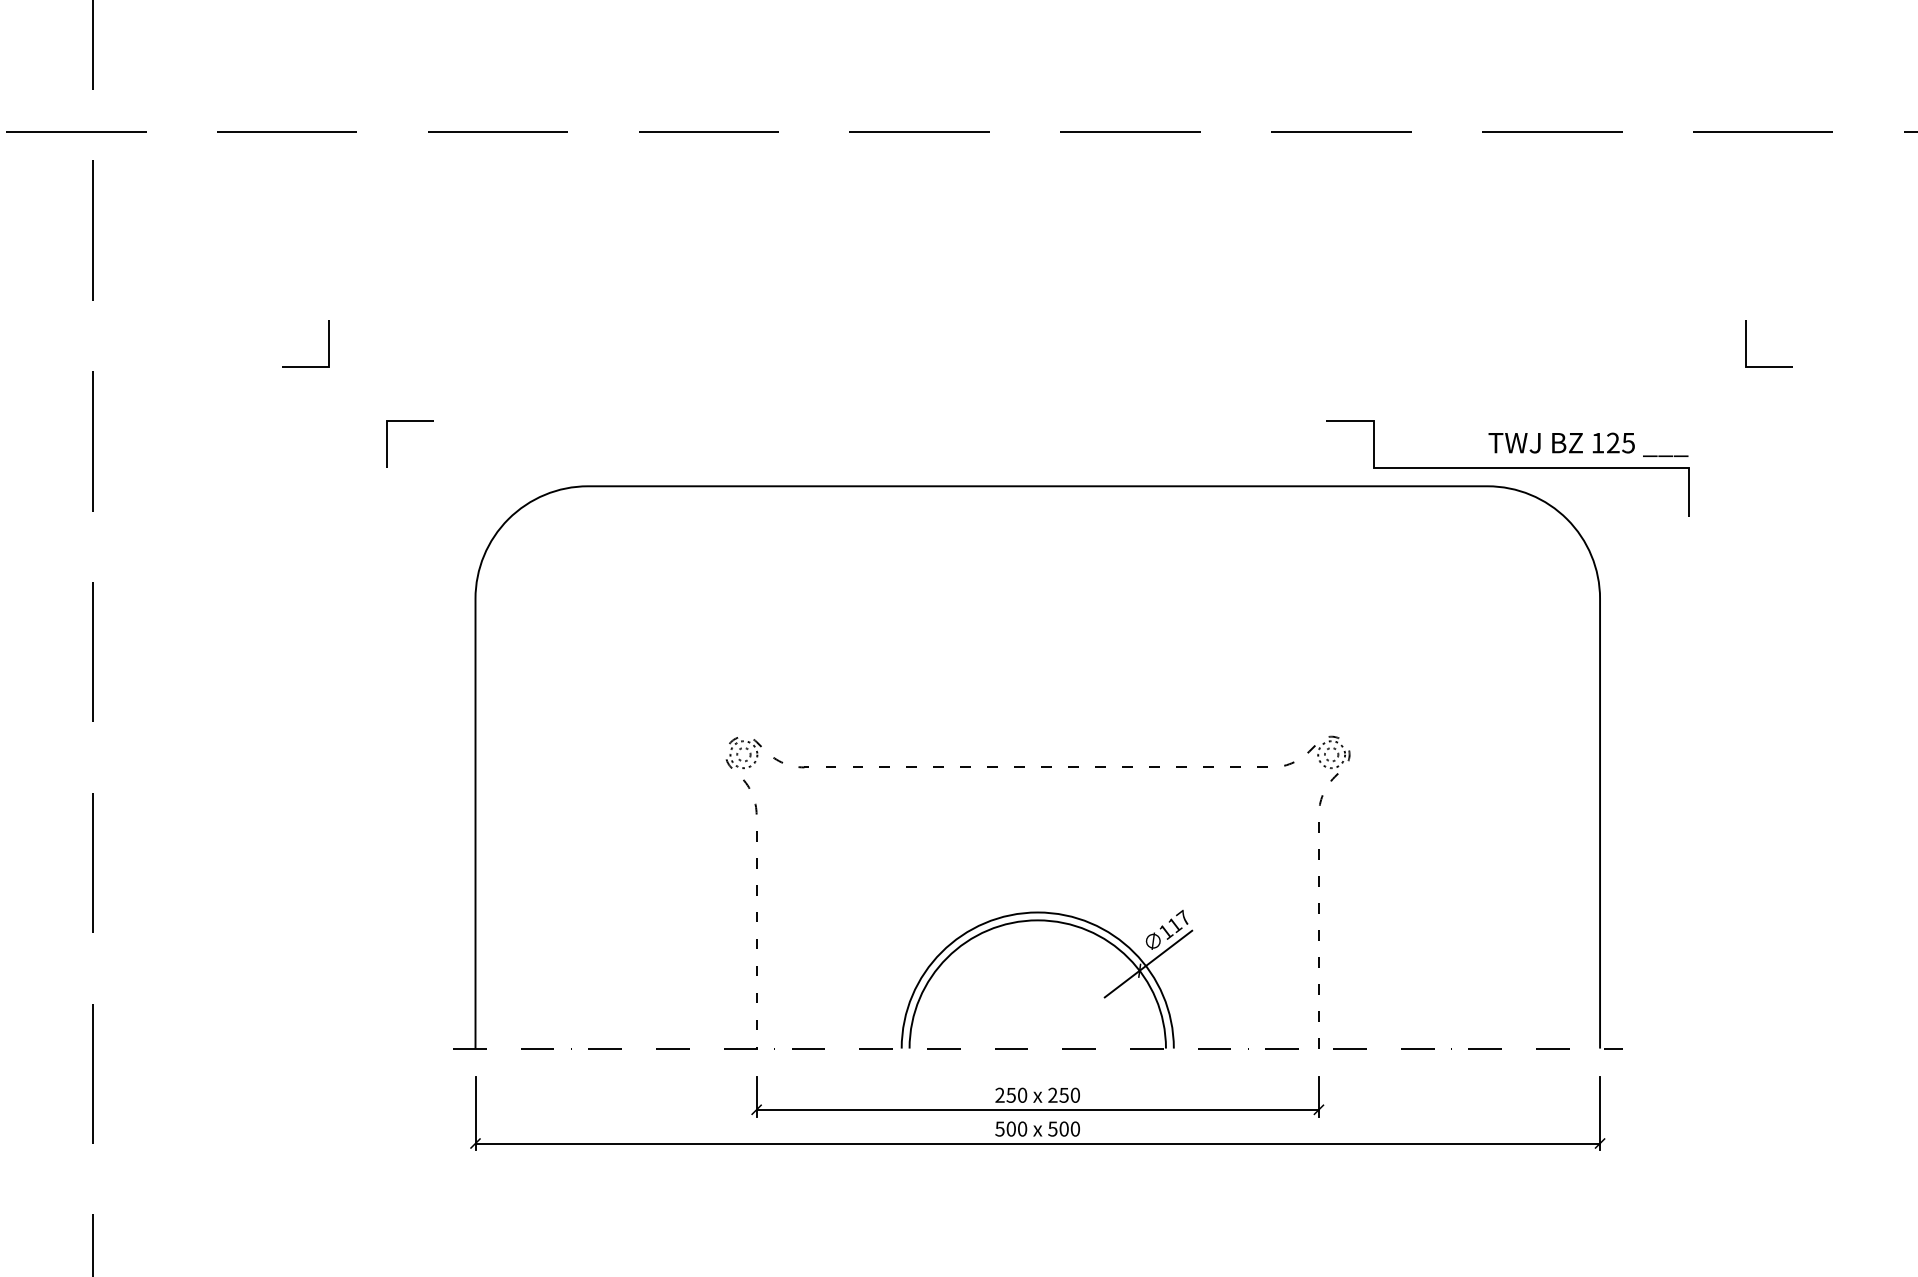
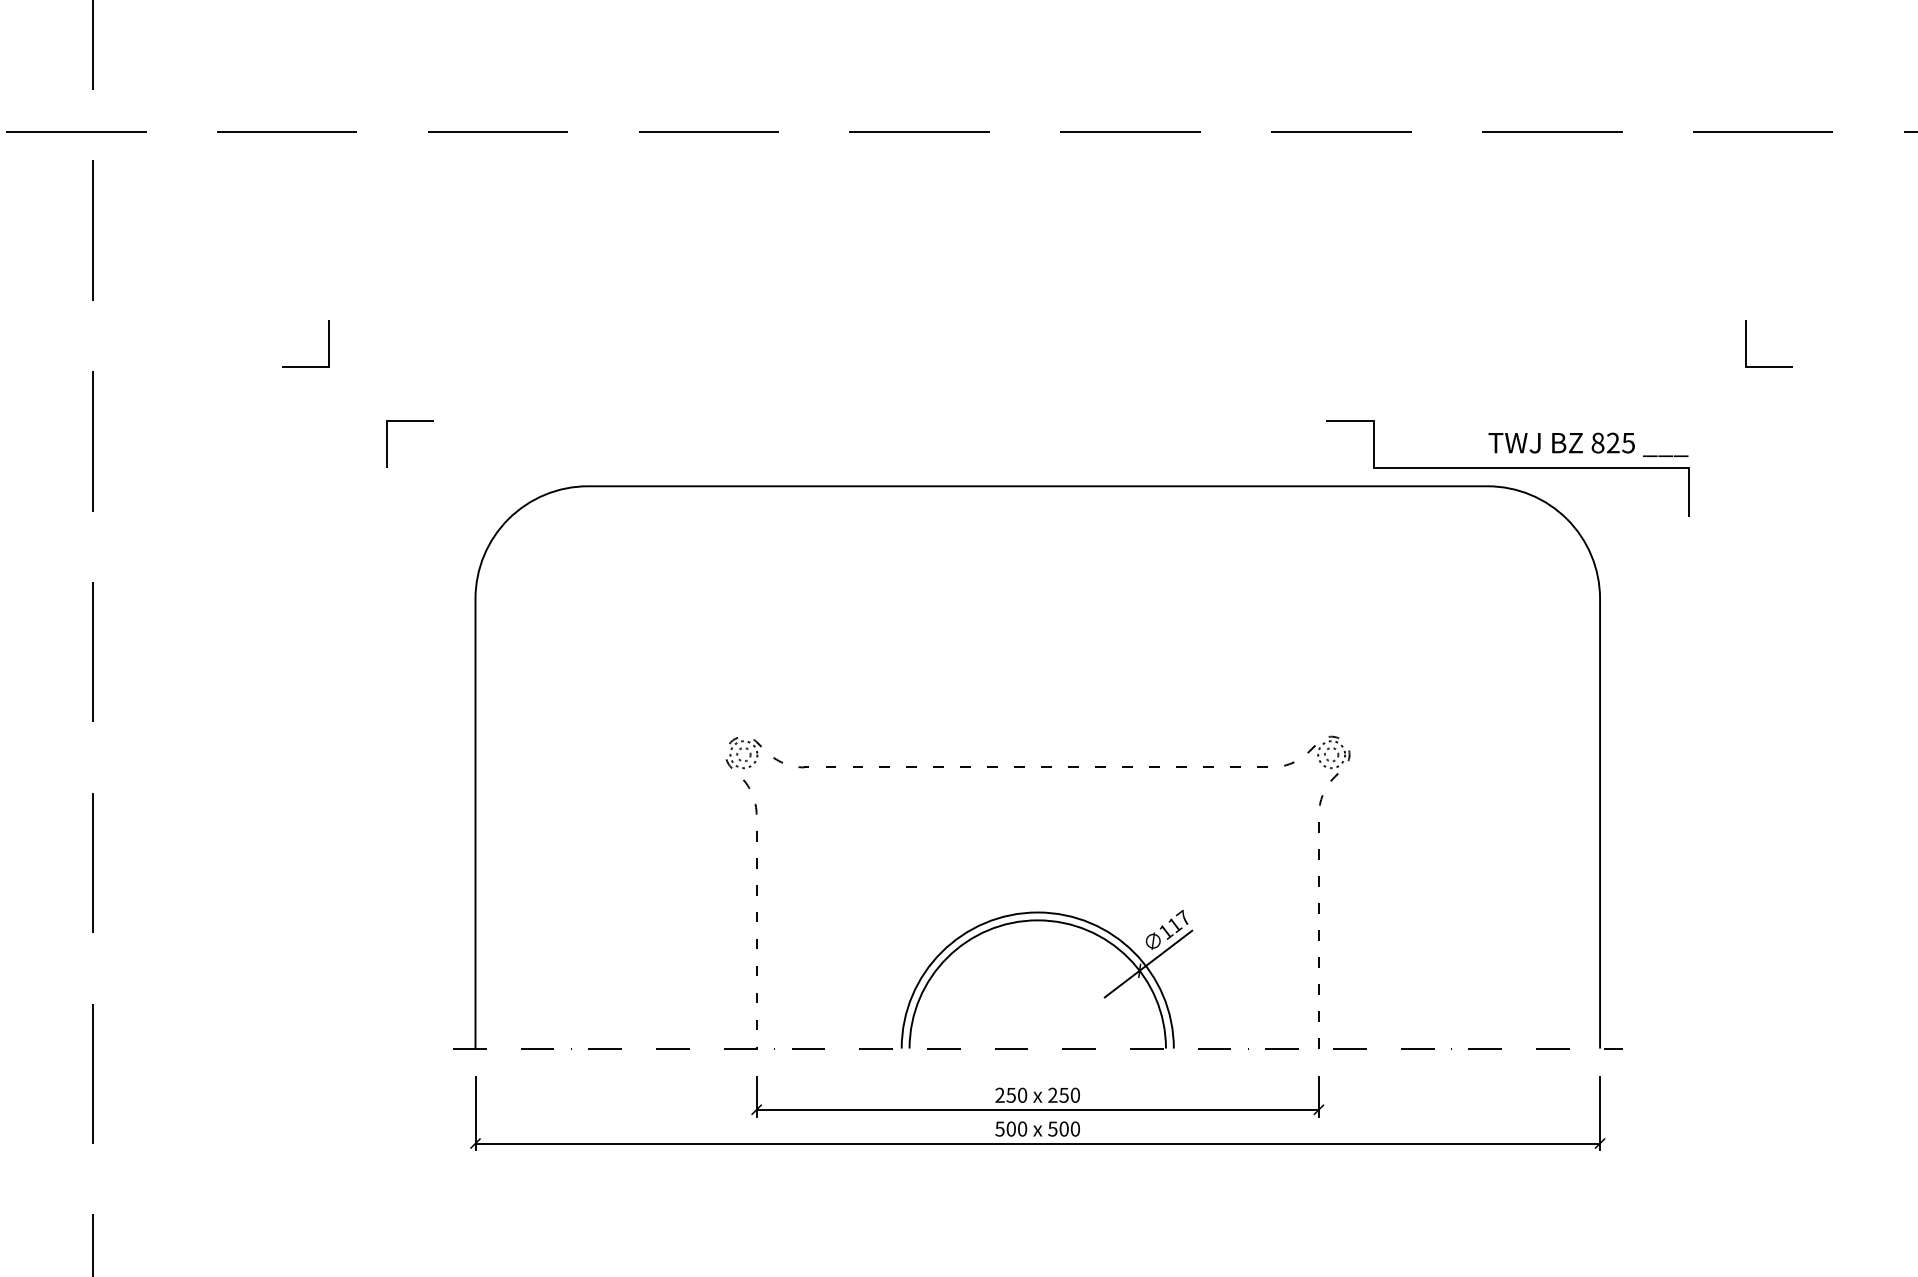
text: 125 -> 825 (1597, 442)
